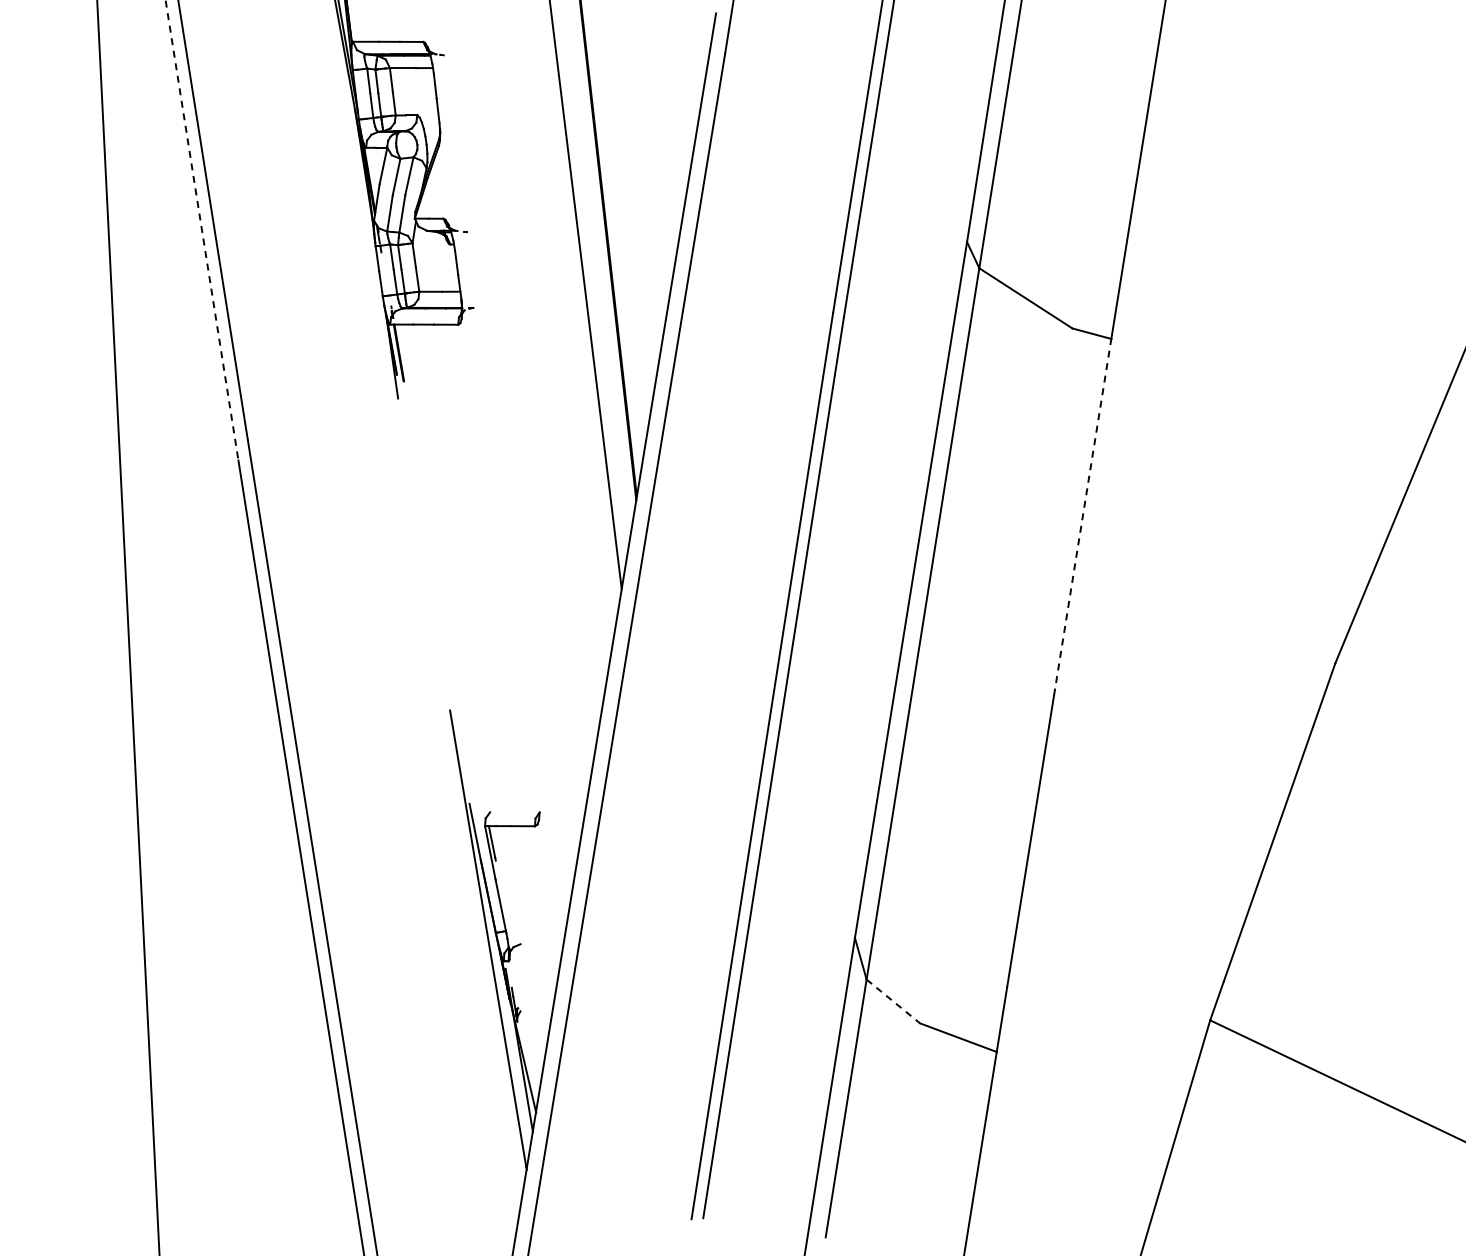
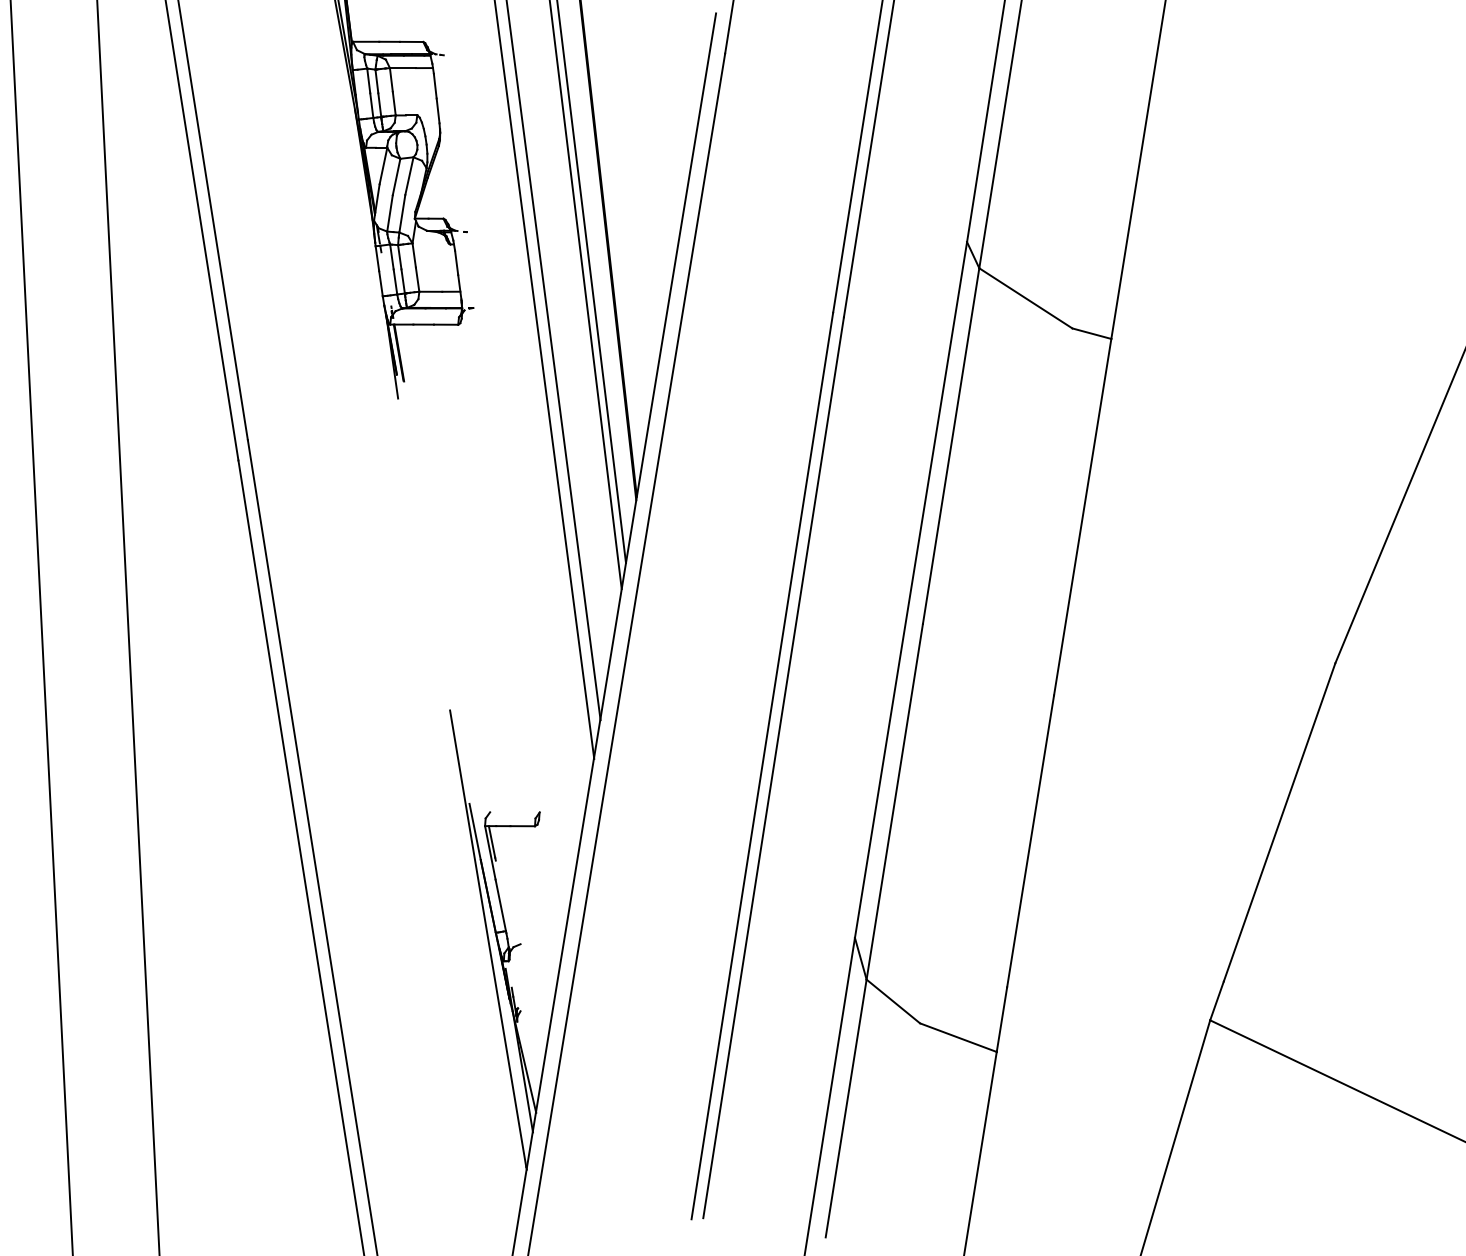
line: dashed -> solid (202, 230)
line: none -> present (591, 282)
line: none -> present (553, 361)
line: none -> present (544, 380)
line: dashed -> solid (1082, 517)
line: none -> present (41, 627)
line: dashed -> solid (893, 1001)
